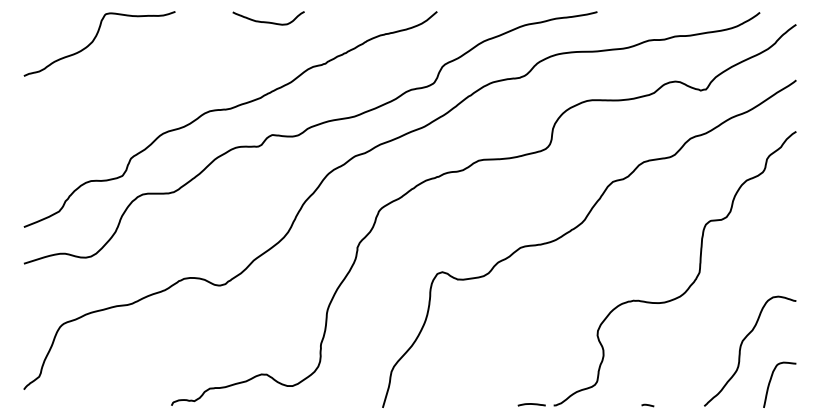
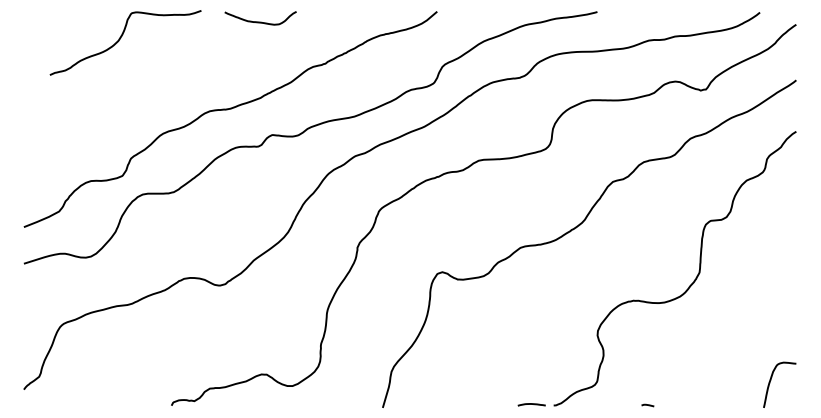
curve position: (268, 21) -> (260, 21) (260, 21)
curve position: (95, 39) -> (121, 38) (121, 38)
curve: present -> none (741, 348)
